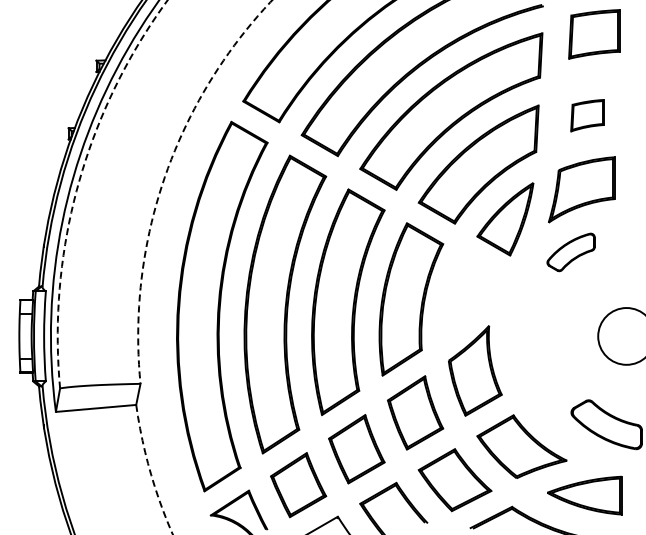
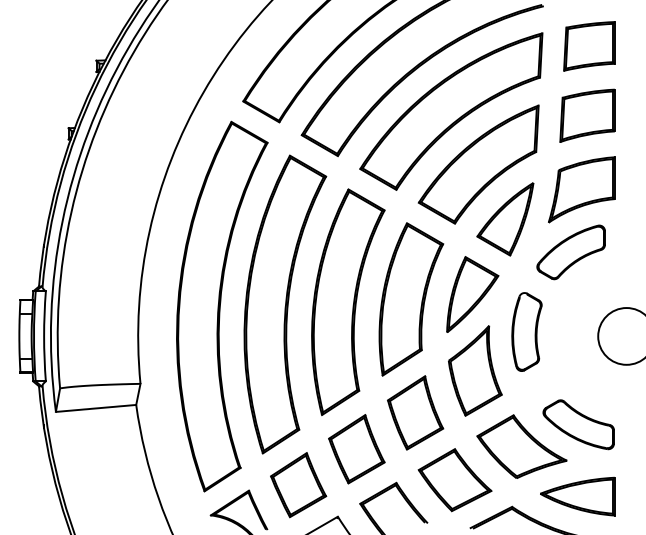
part position: (594, 34) -> (589, 46) (589, 46)
part size: 35x34 px -> 57x55 px (587, 115)
arc: dashed -> solid (164, 178)
arc: dashed -> solid (76, 190)
part size: 50x41 px -> 70x57 px (570, 252)
part: none -> present (472, 294)
part: none -> present (526, 331)
part position: (606, 424) -> (578, 424) (578, 424)
arc: dashed -> solid (150, 471)
part position: (584, 495) -> (577, 496) (577, 496)
